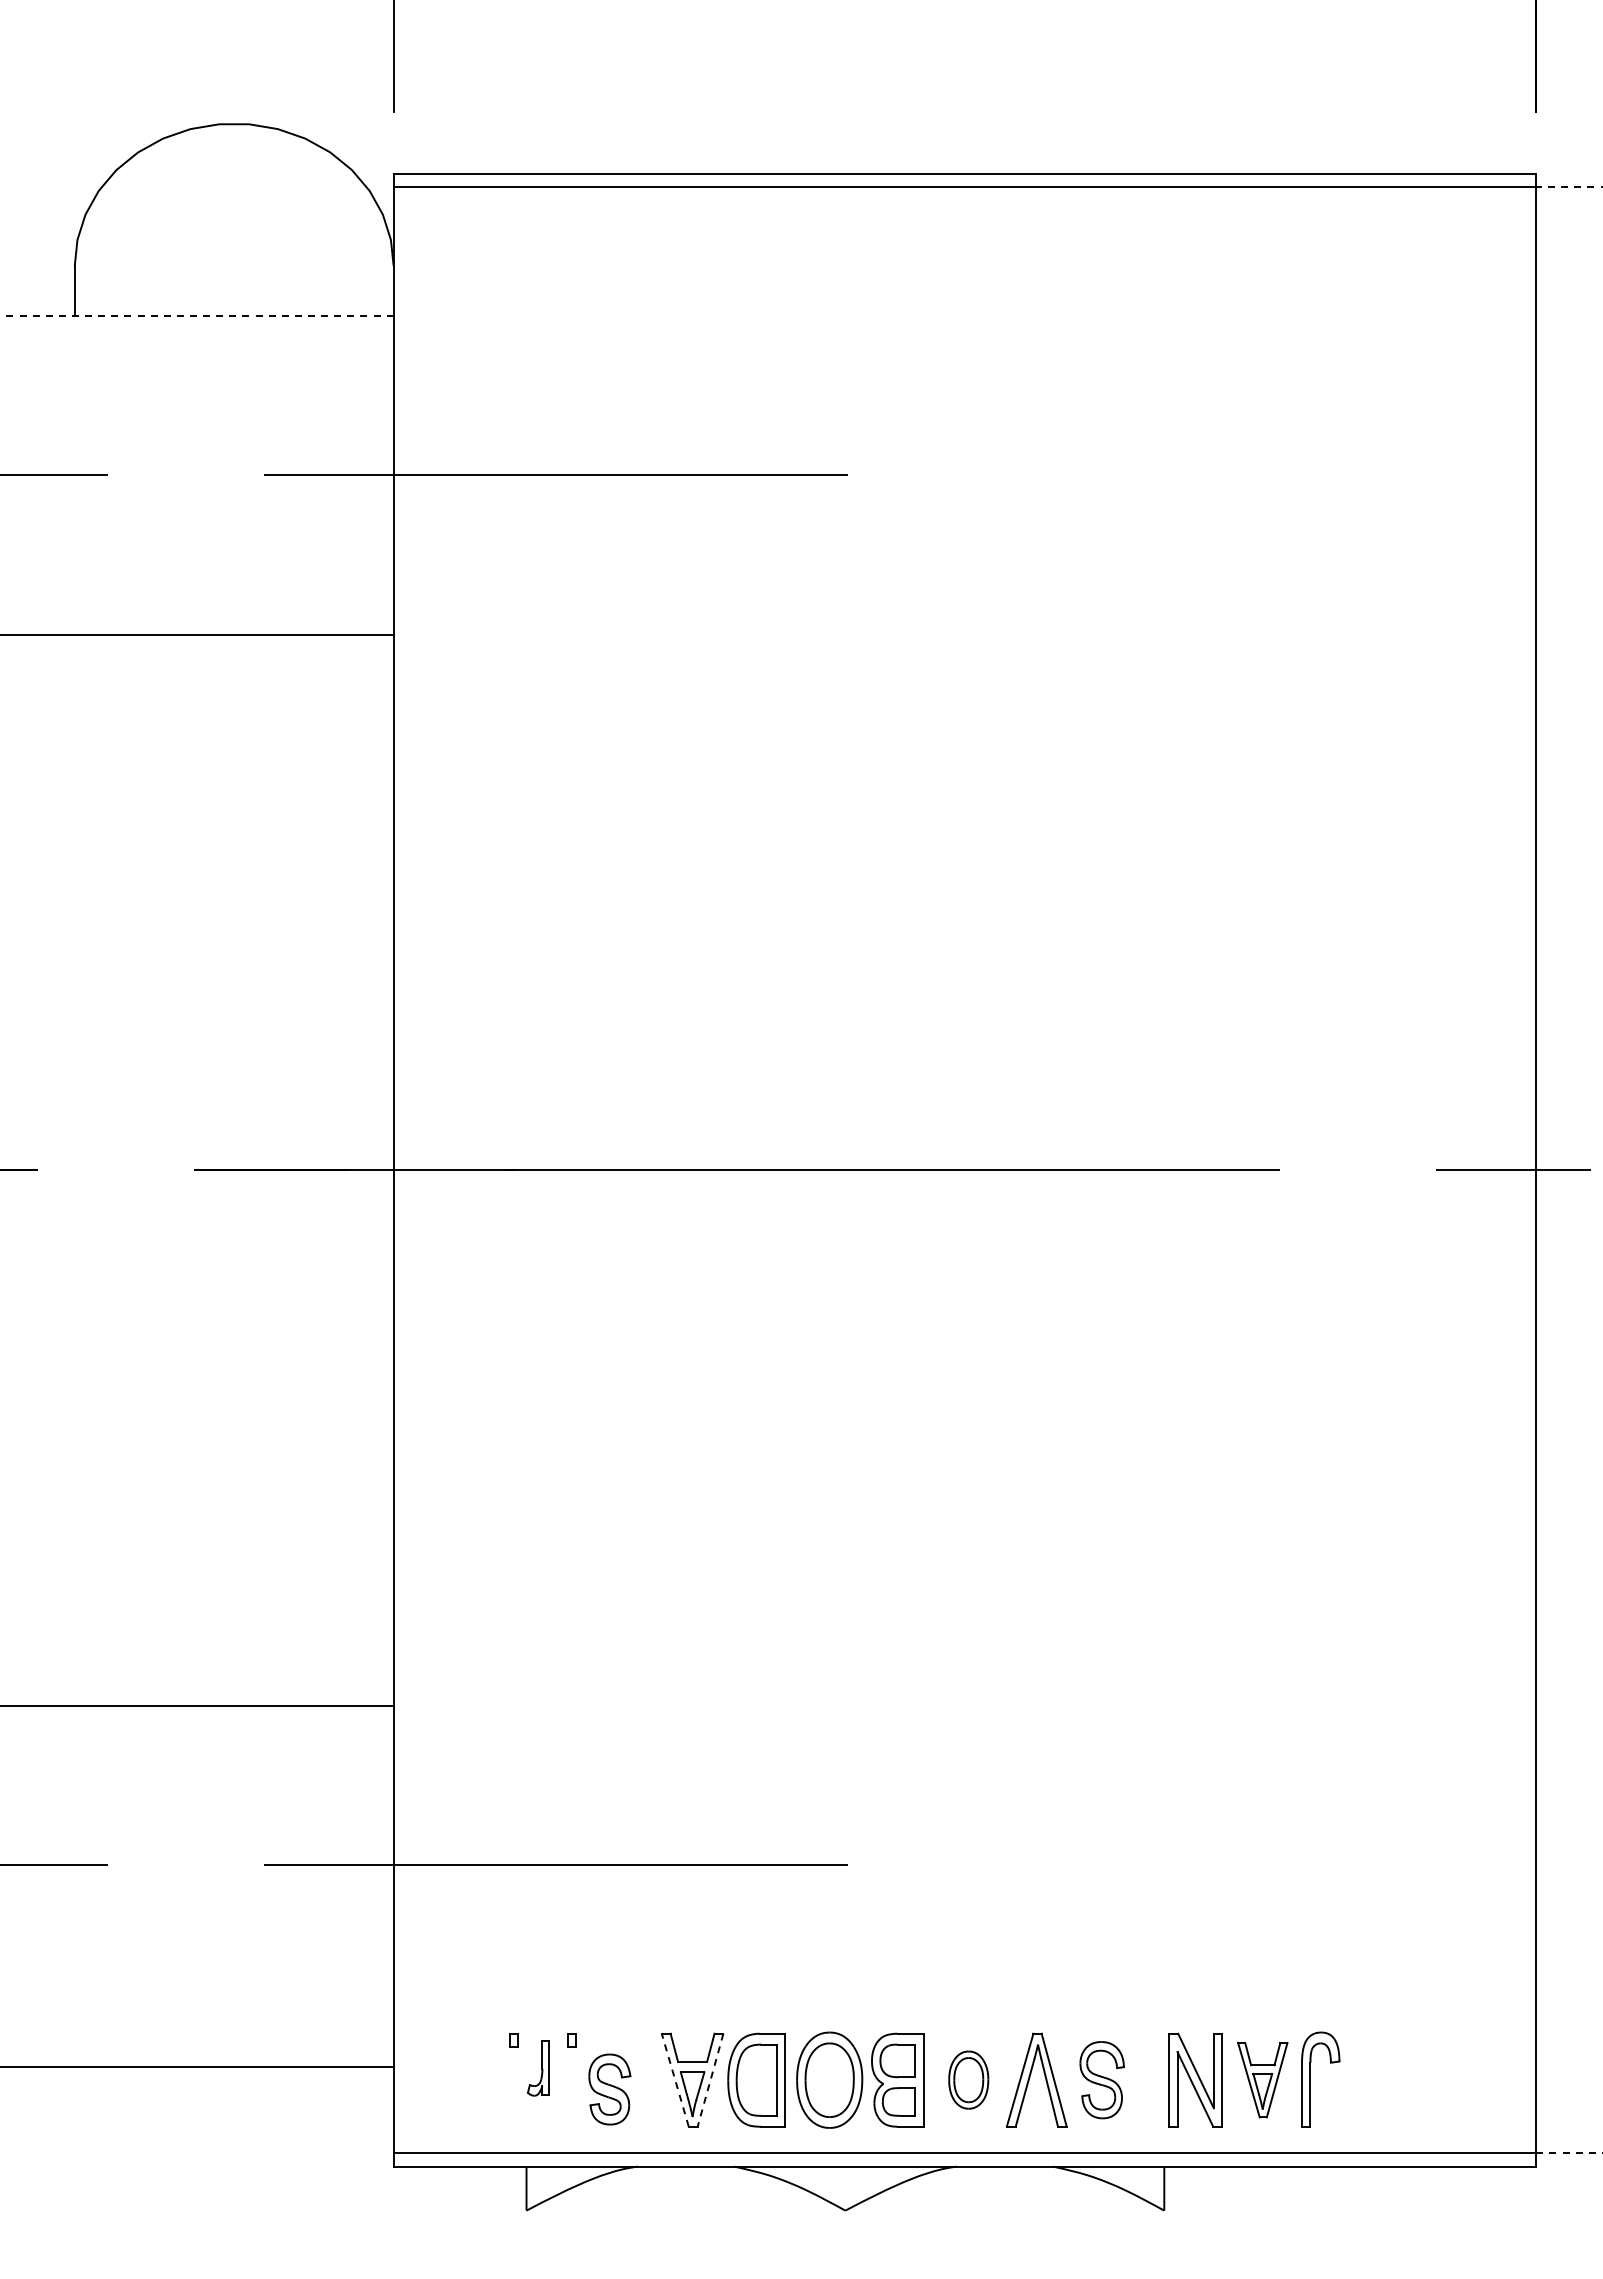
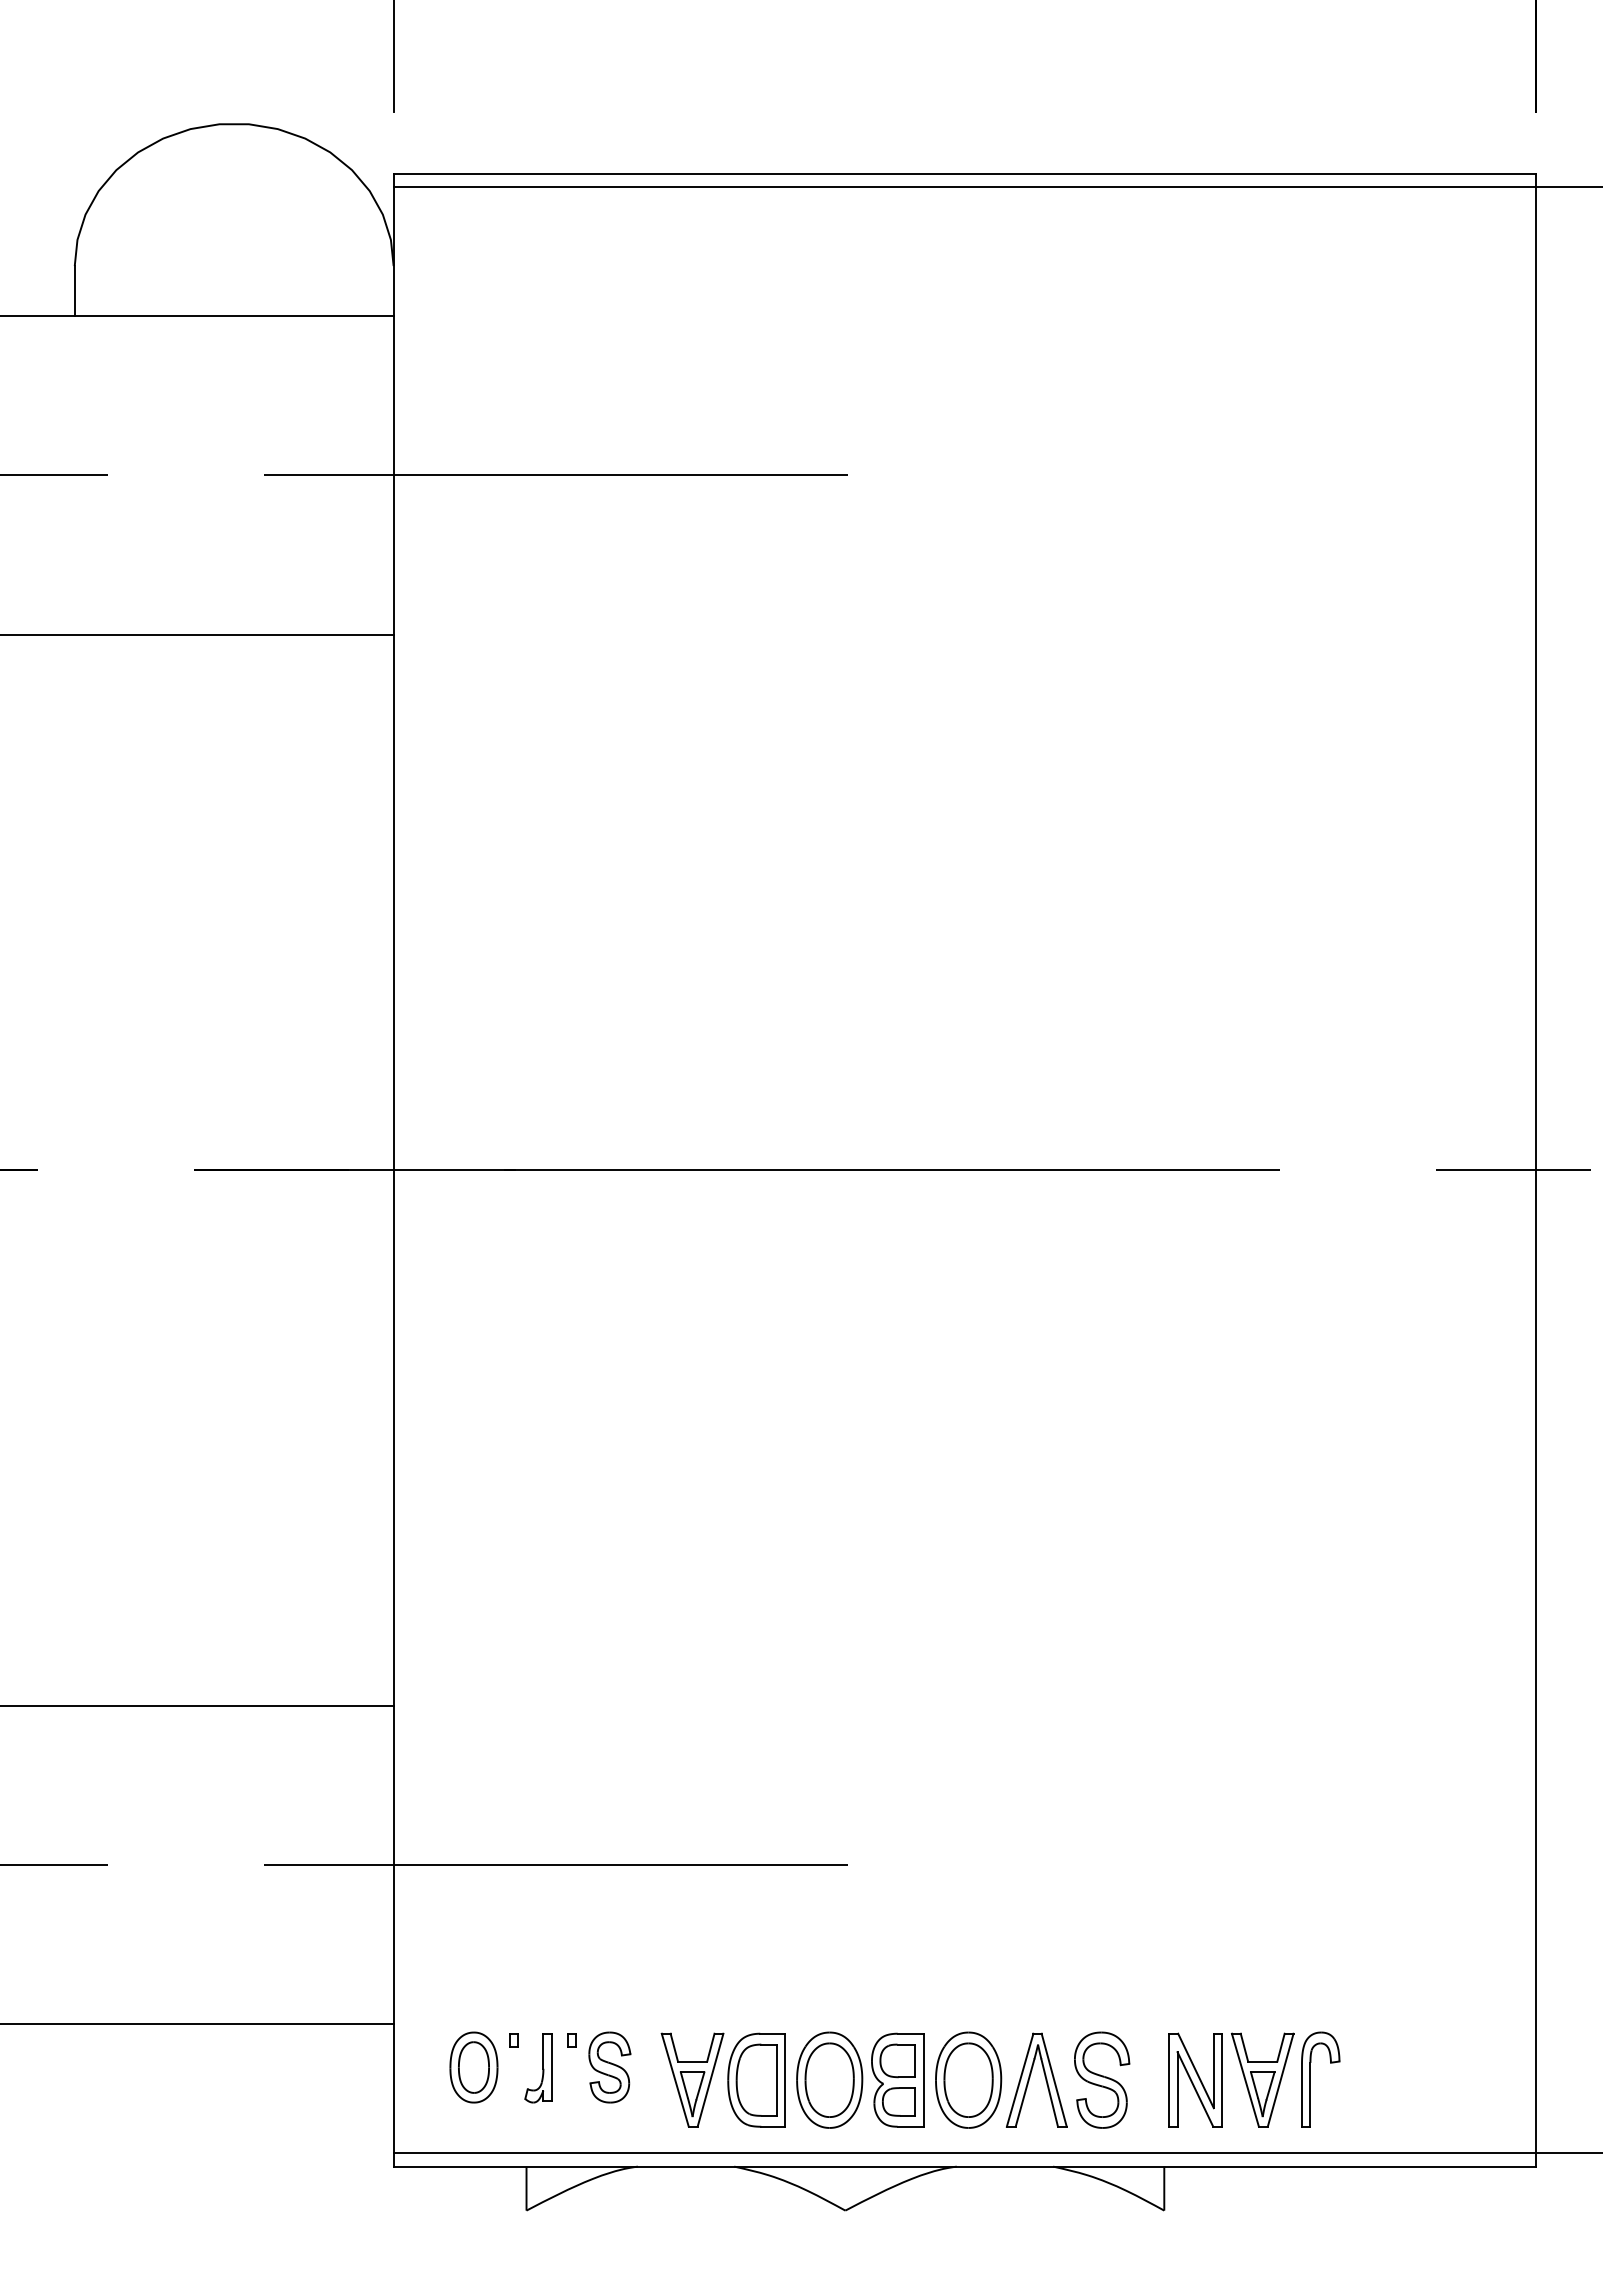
line: dashed -> solid (1569, 186)
line: dashed -> solid (196, 315)
line position: (197, 2067) -> (197, 2024) (197, 2024)
part: none -> present (473, 2067)
part size: 23x57 px -> 29x71 px (538, 2068)
line: dashed -> solid (675, 2079)
part size: 42x60 px -> 68x98 px (968, 2079)
line: dashed -> solid (710, 2080)
part size: 46x79 px -> 57x98 px (1102, 2079)
part size: 52x77 px -> 64x96 px (1262, 2079)
part position: (609, 2089) -> (609, 2067) (609, 2067)
line: dashed -> solid (1569, 2153)
